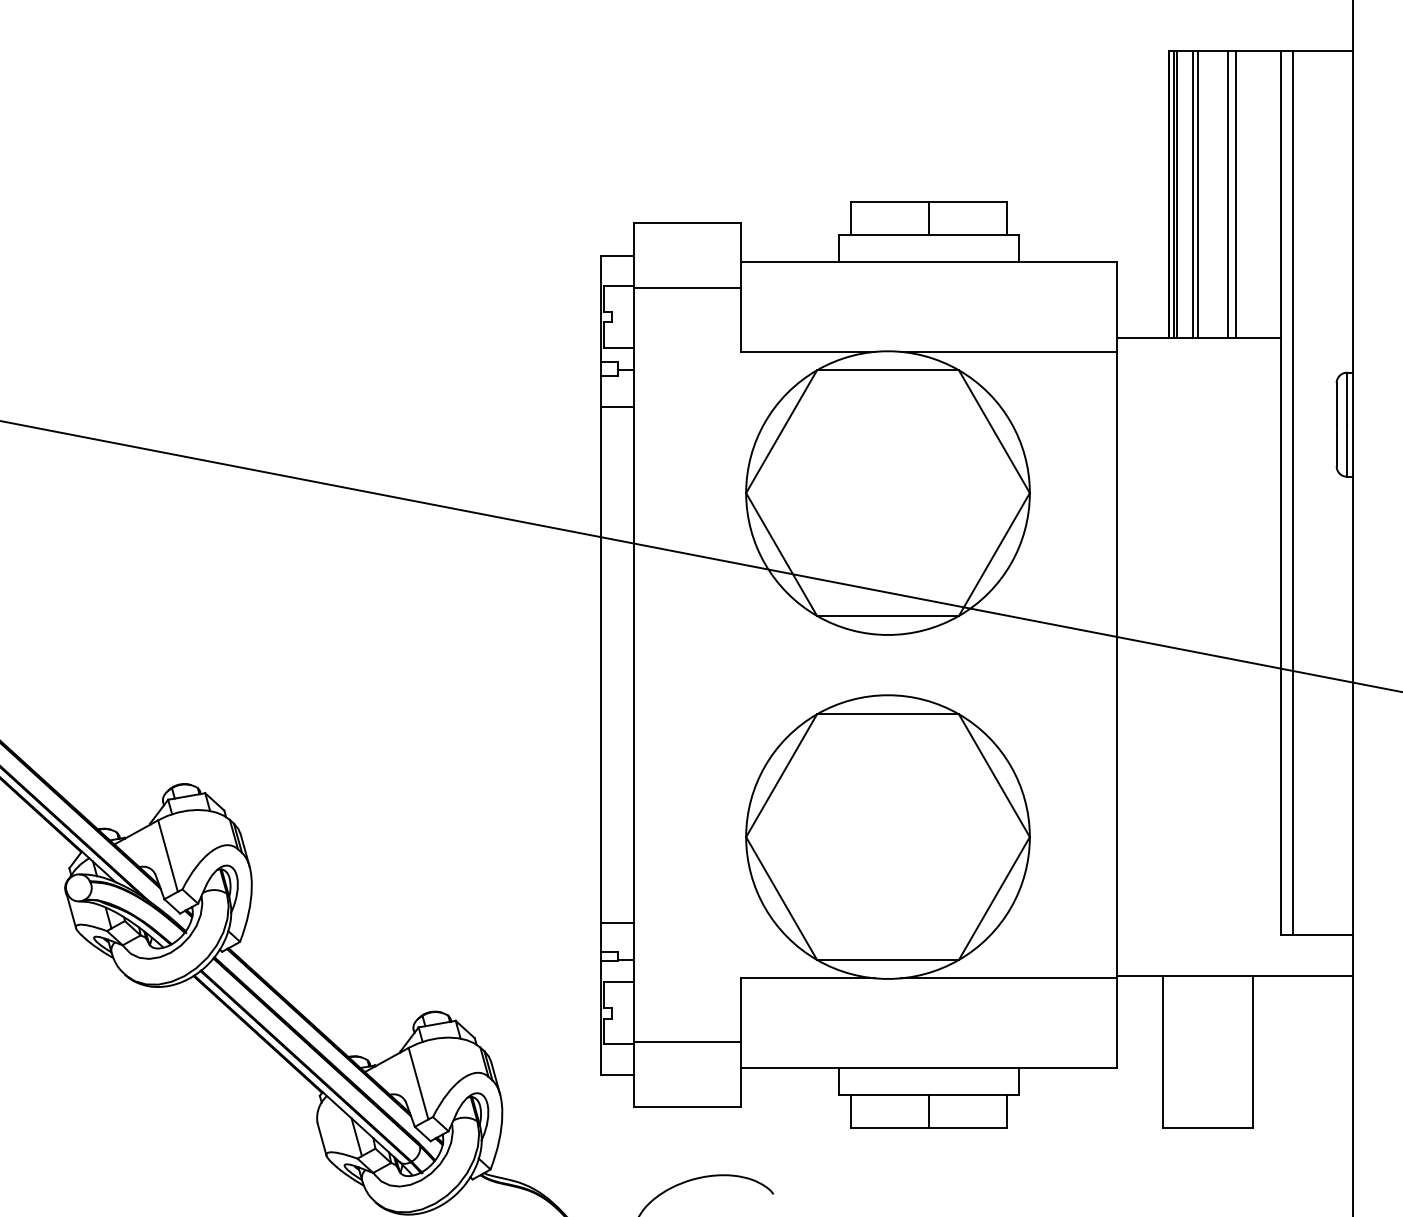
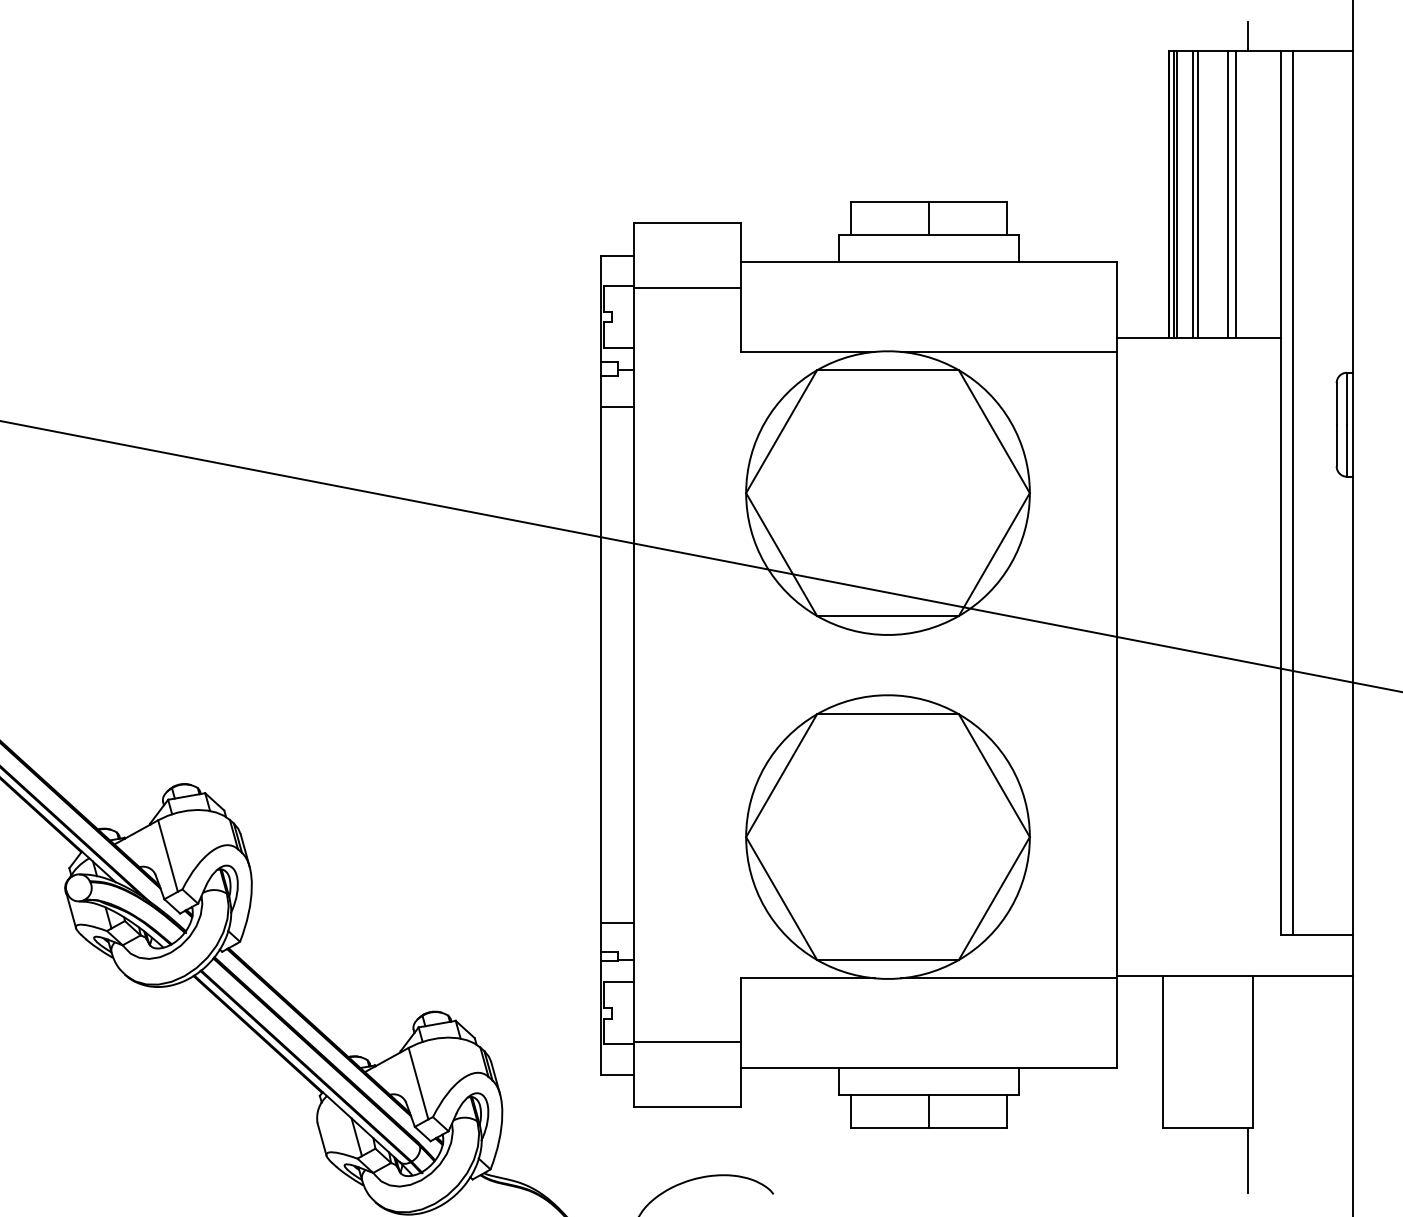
line: none -> present (1248, 36)
line: none -> present (1248, 1160)
